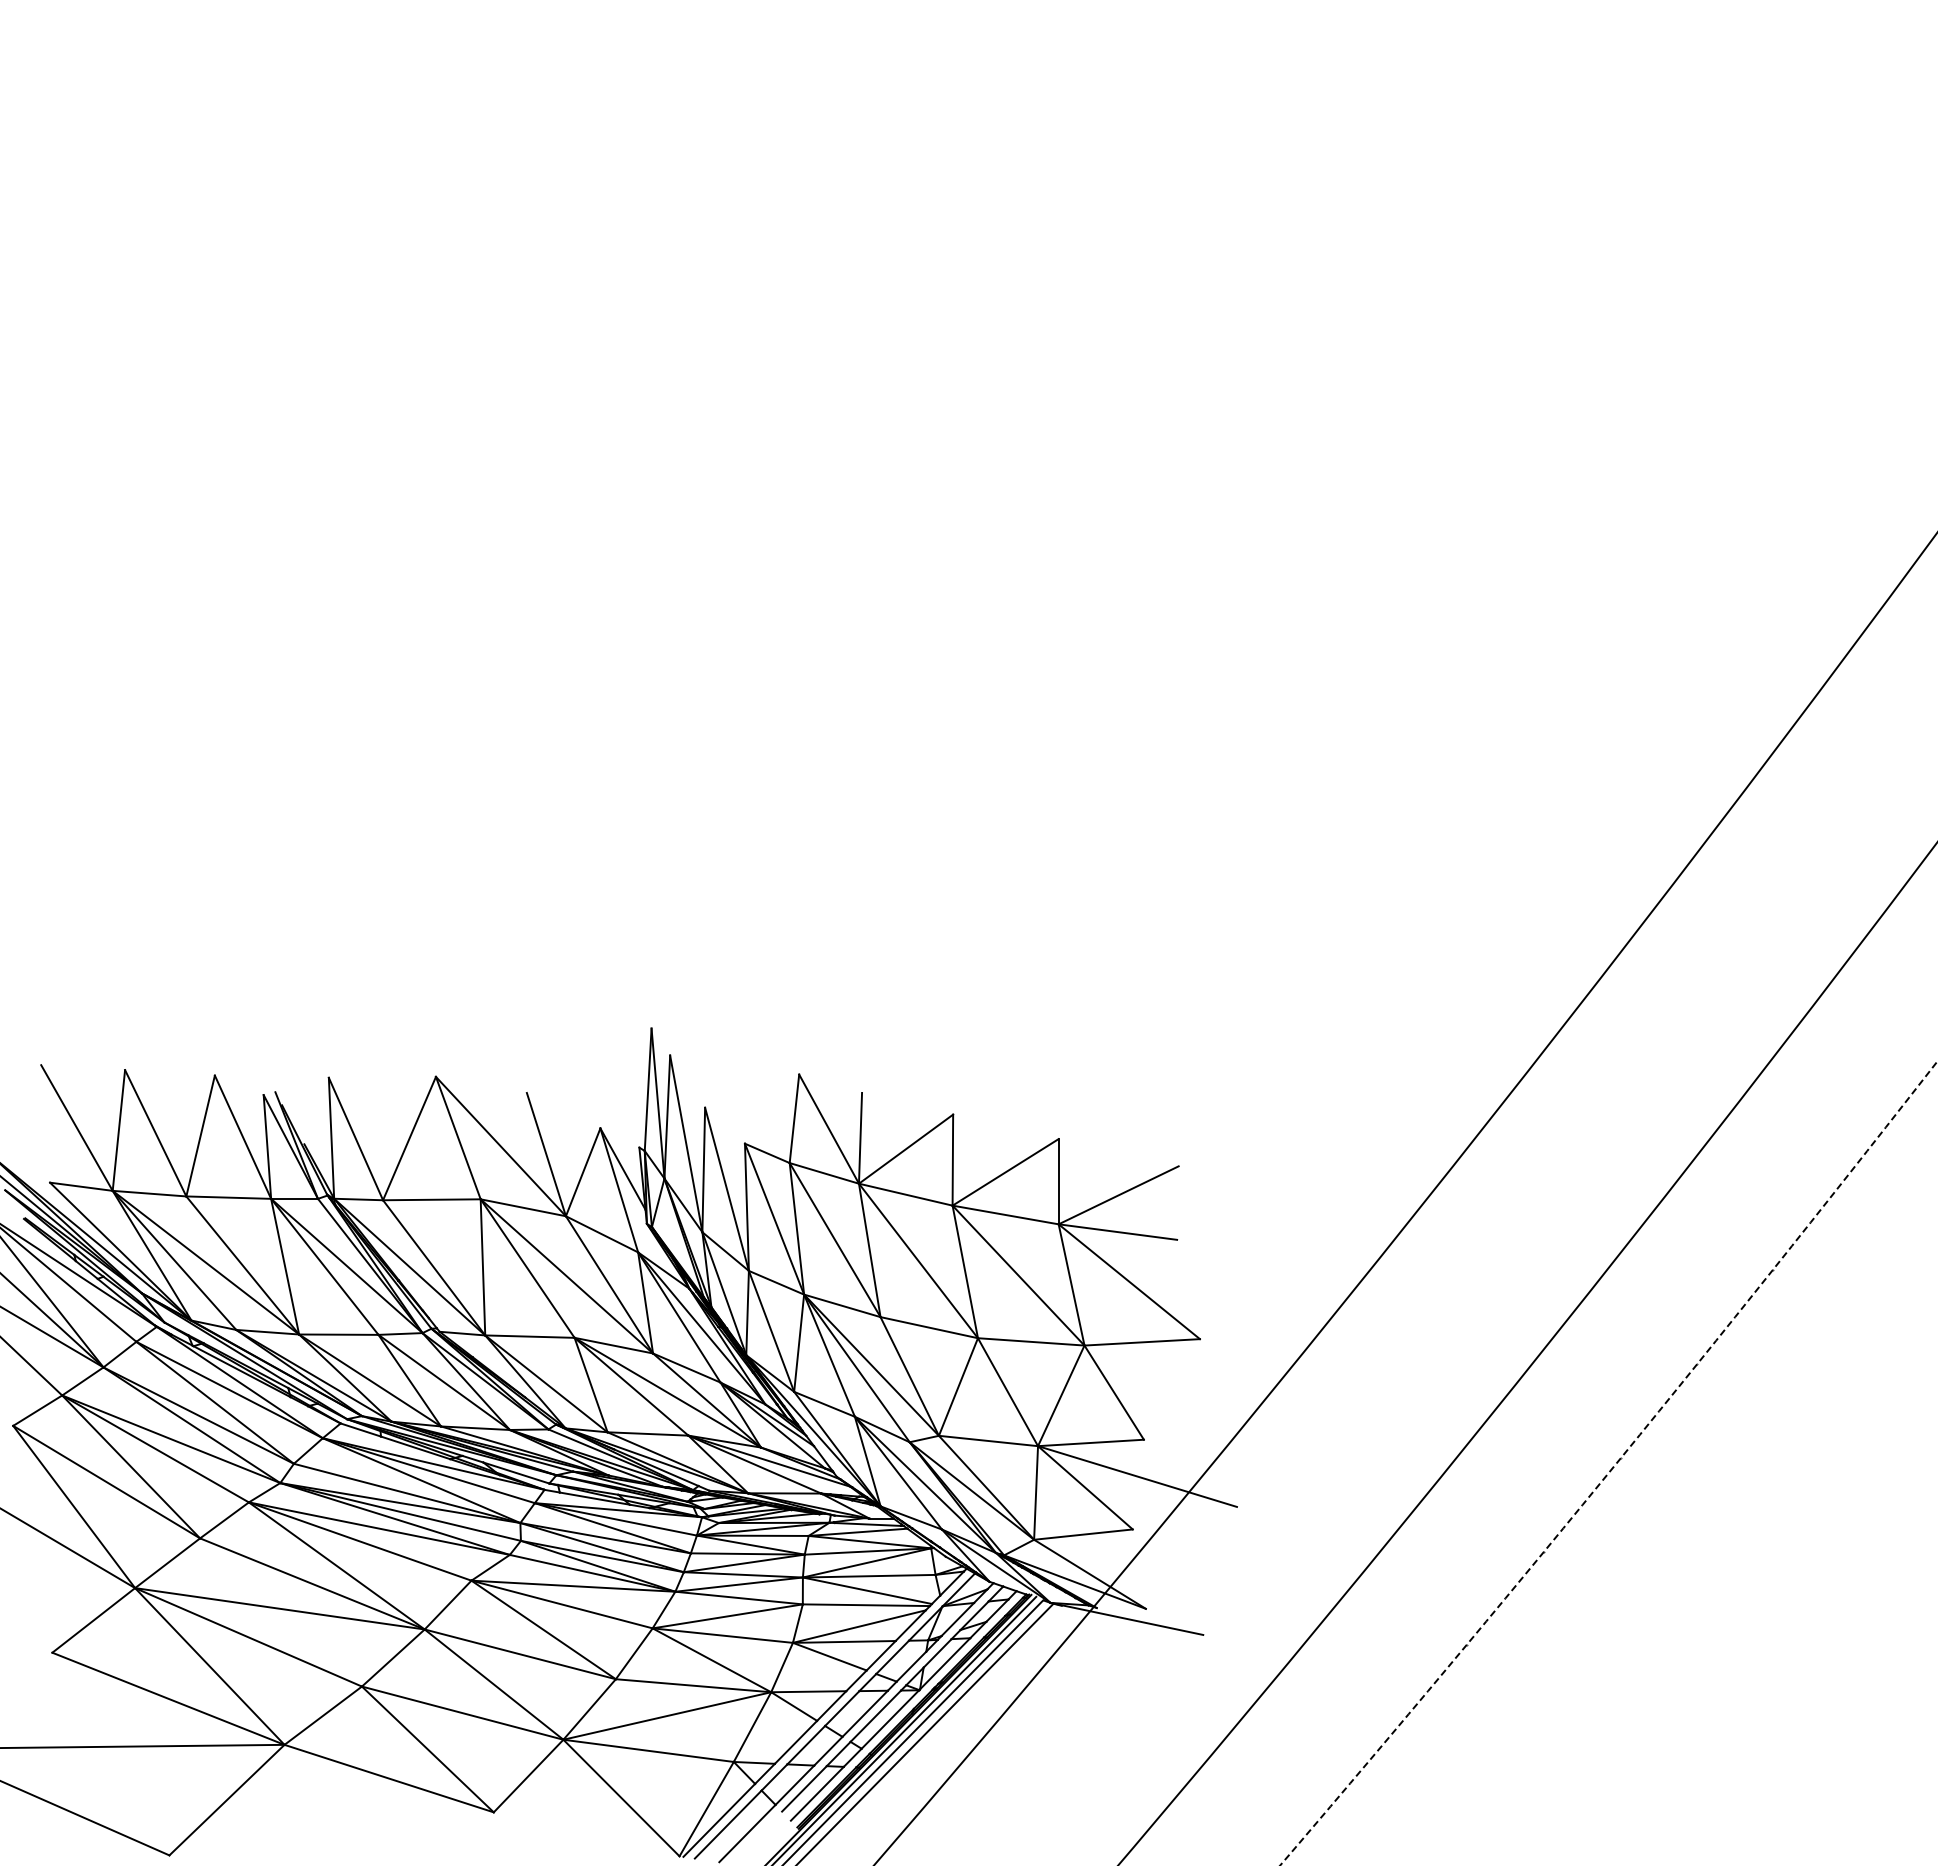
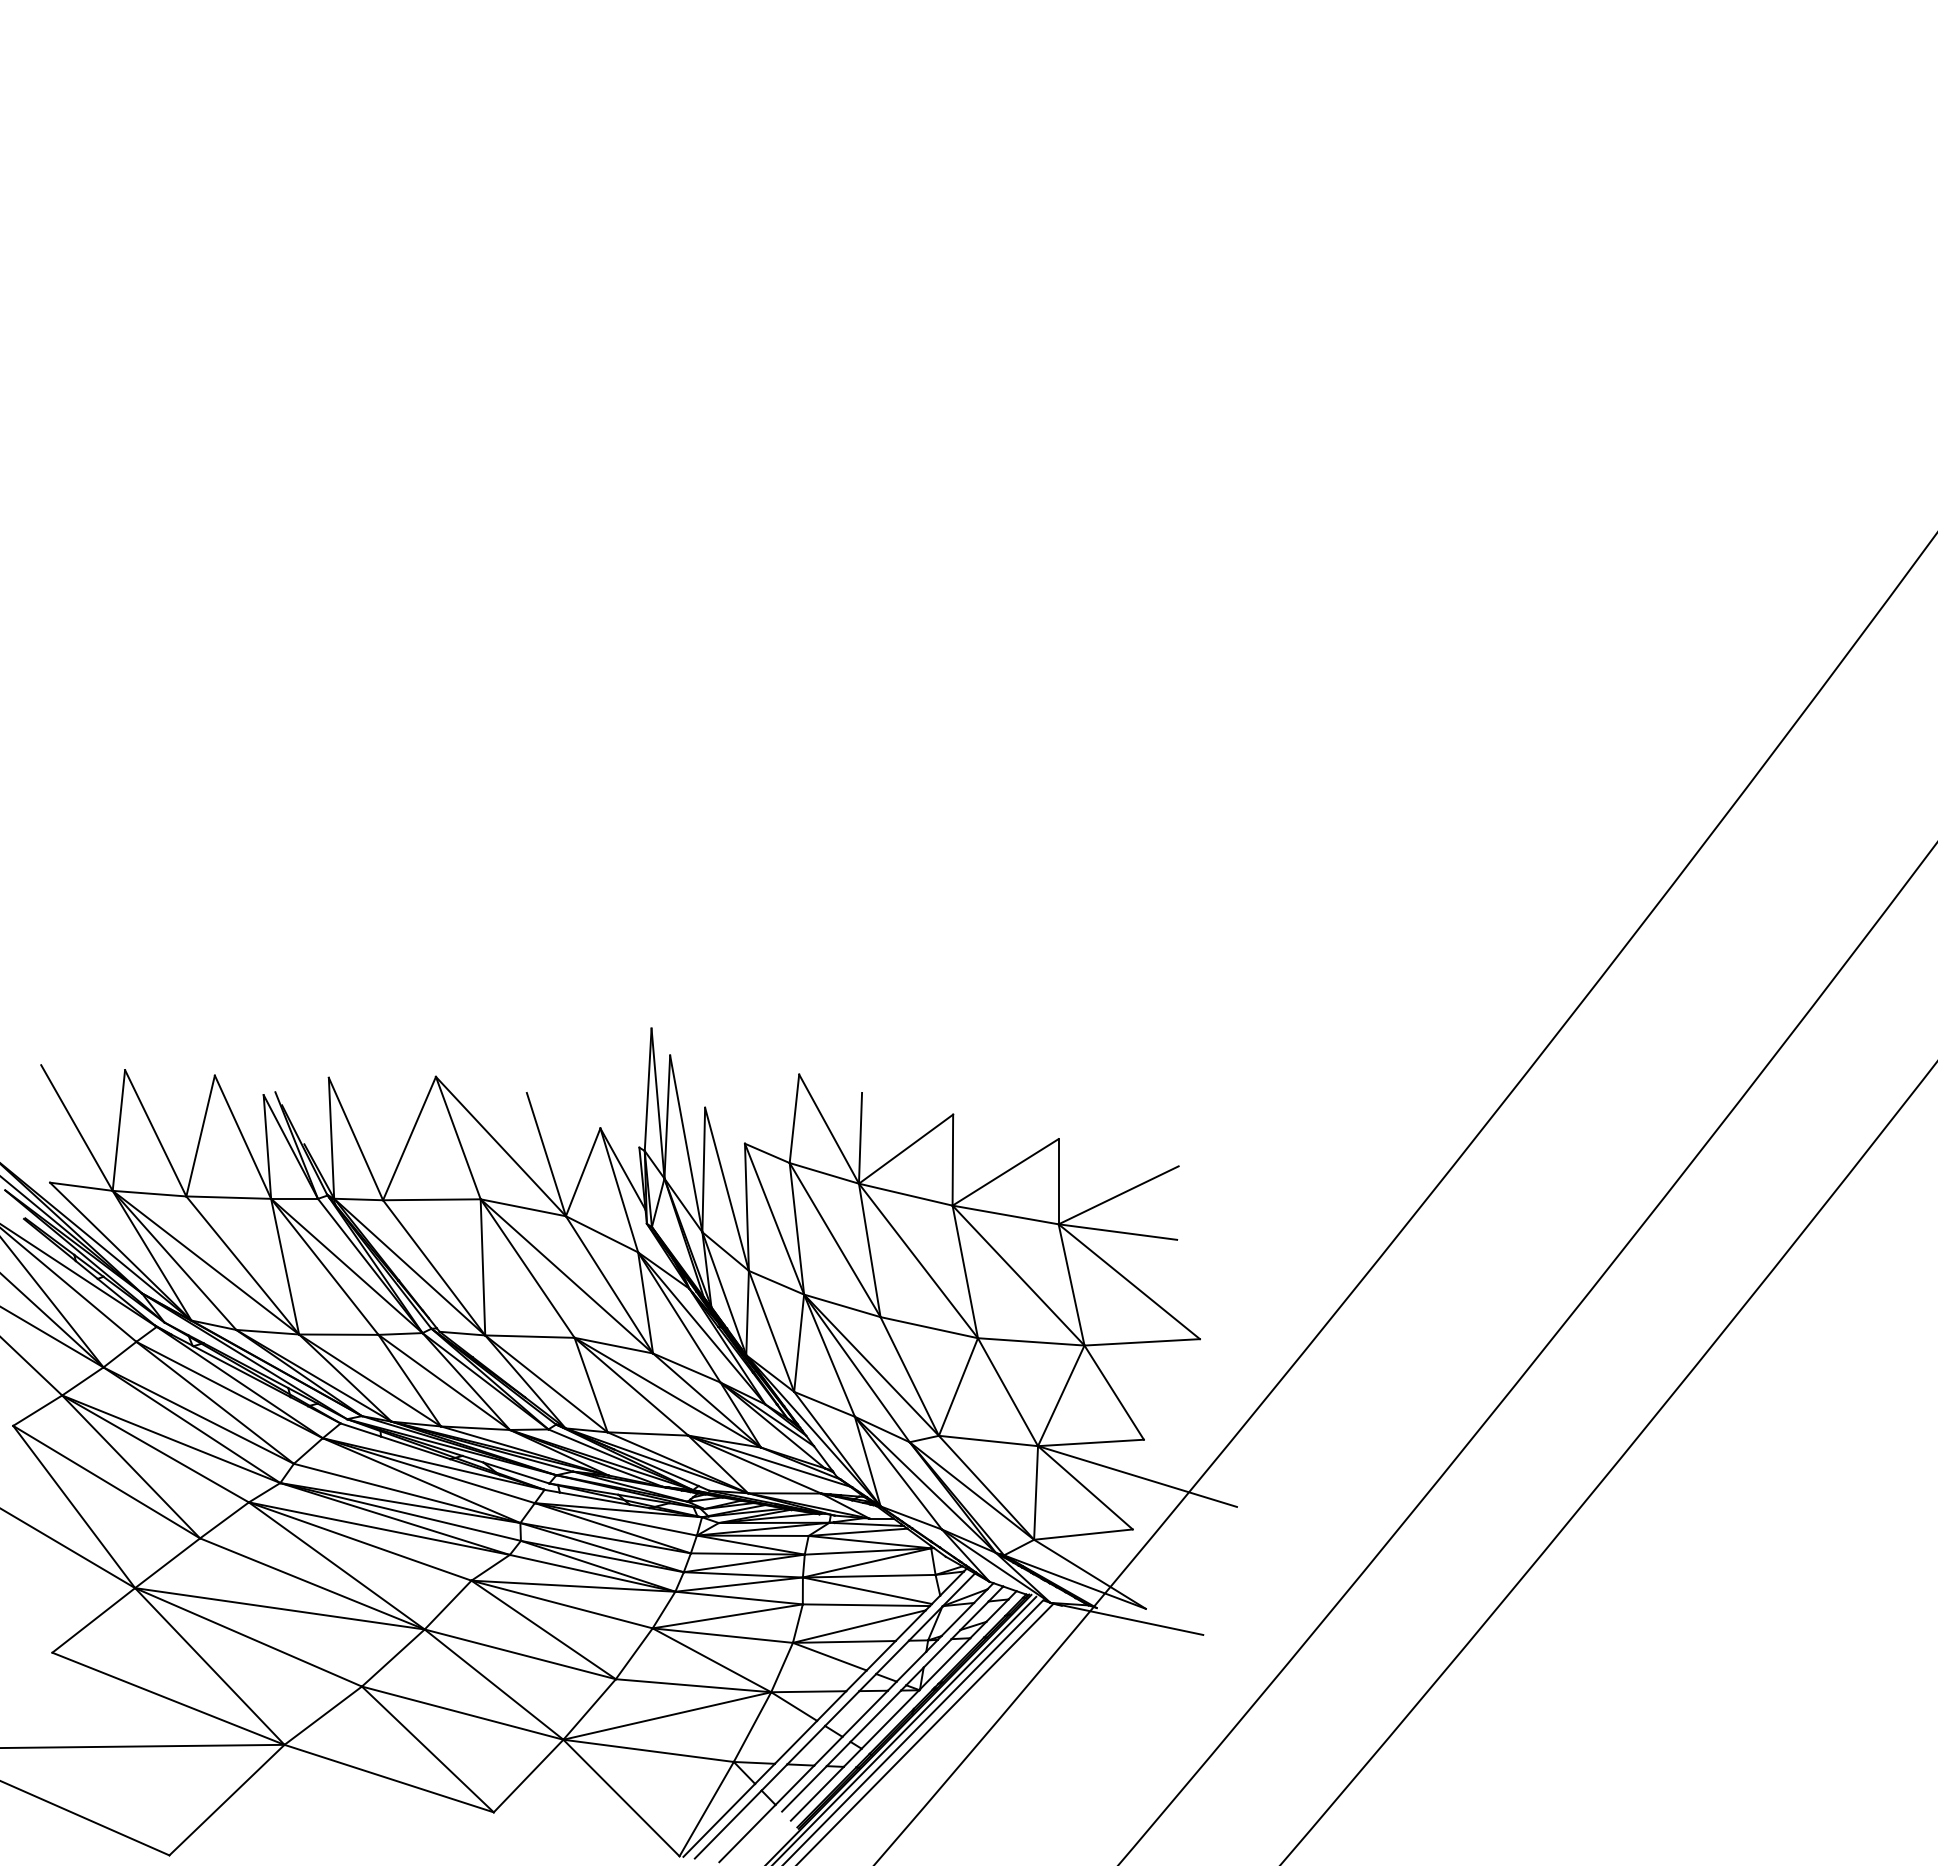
arc: dashed -> solid (1614, 1465)
